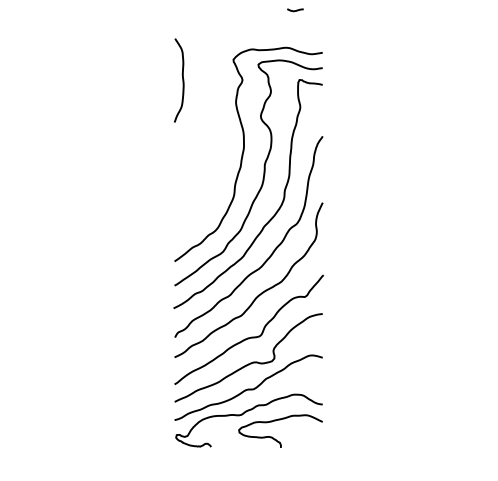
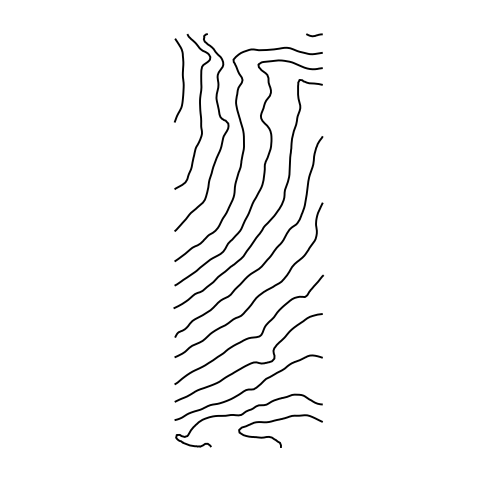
curve position: (295, 10) -> (314, 35) (314, 35)
part: none -> present (201, 132)
